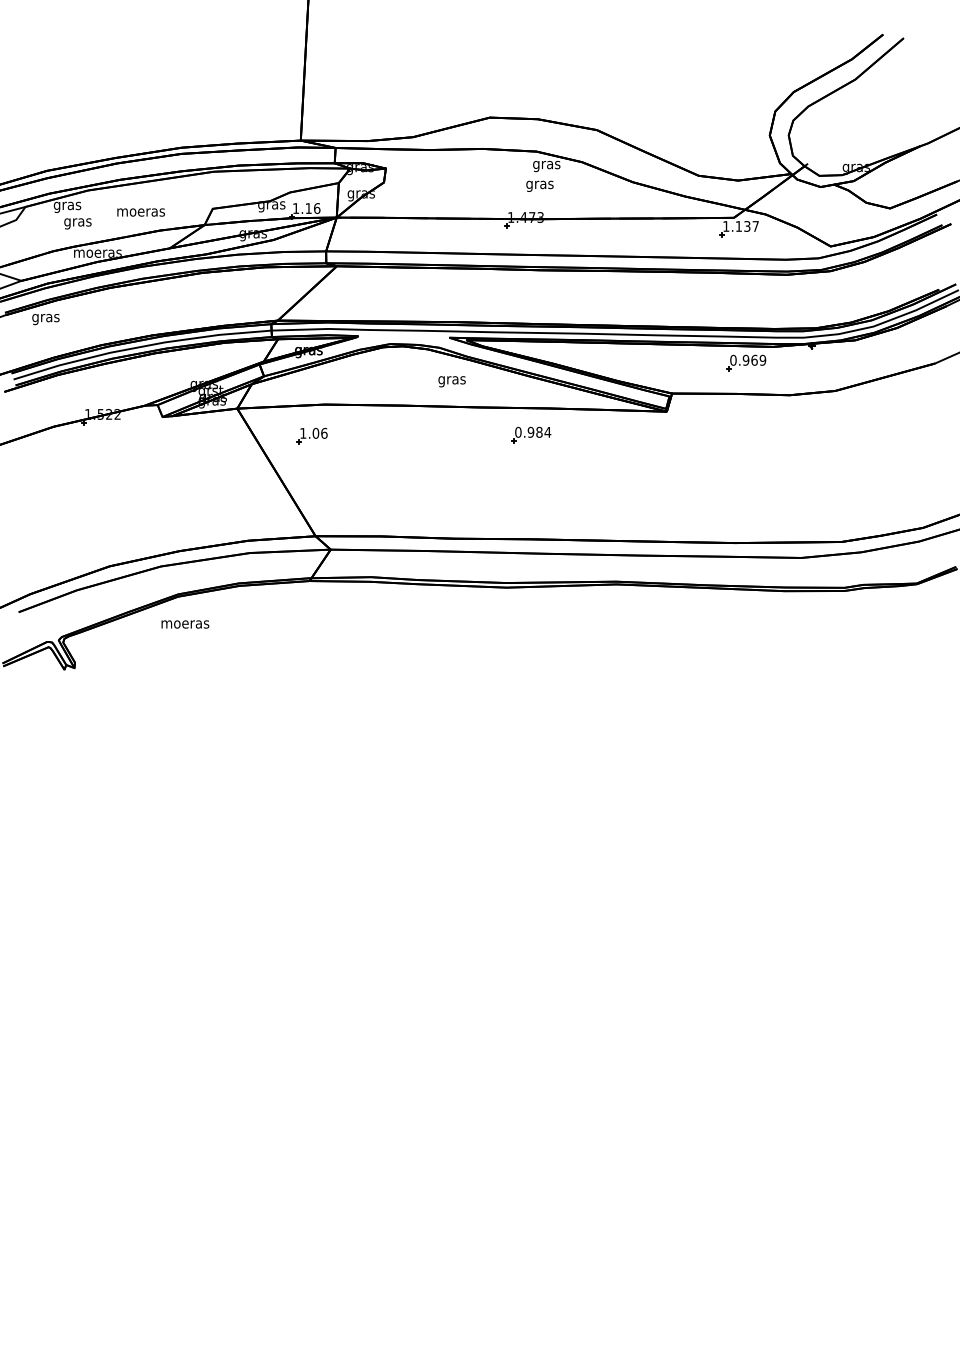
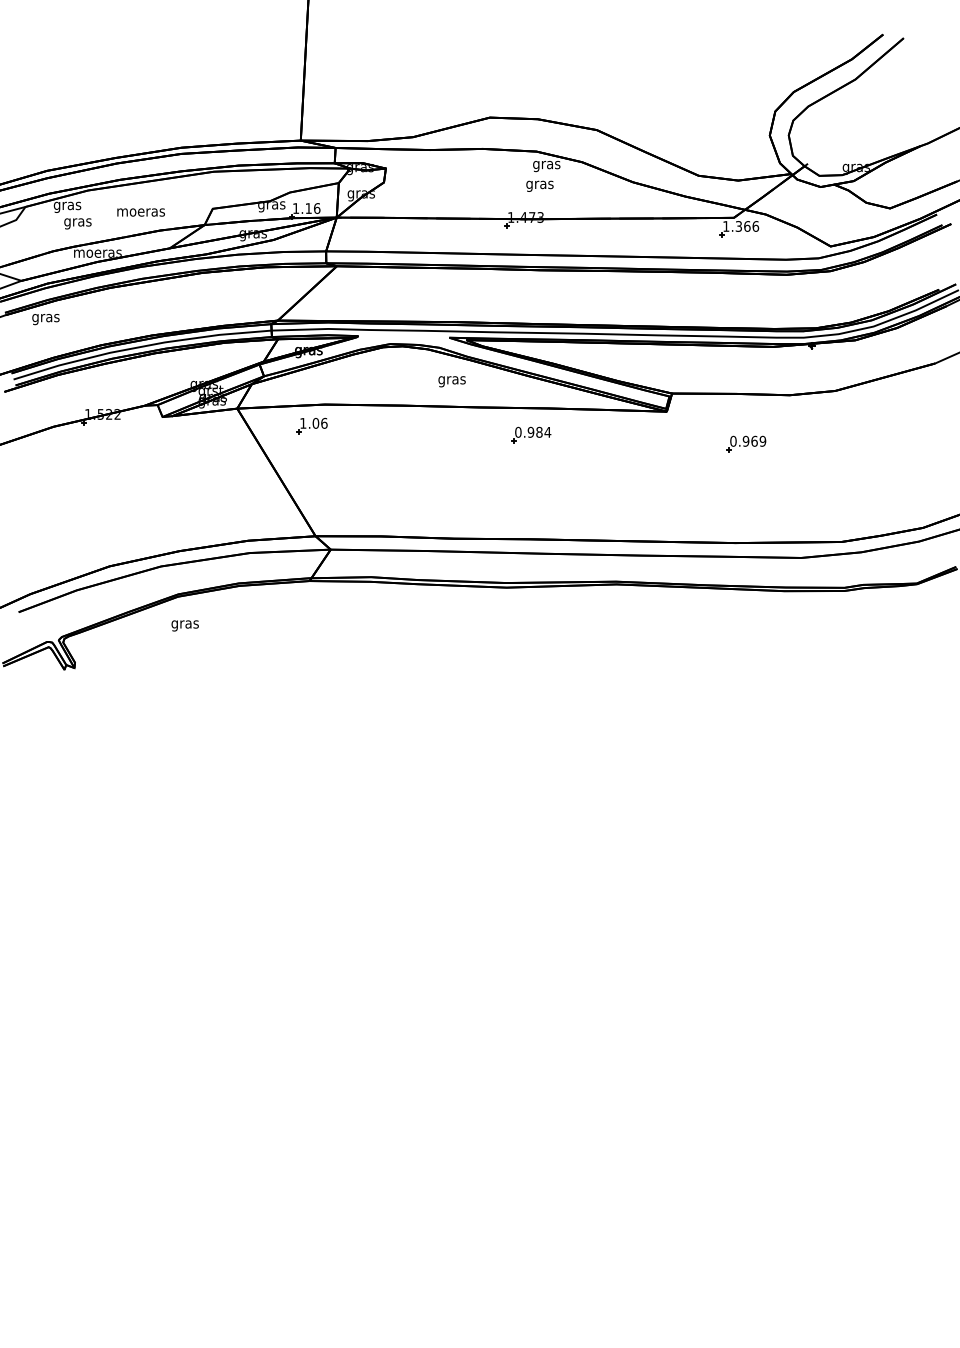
text: 1.137 -> 1.366 (747, 226)
part position: (746, 362) -> (746, 443) (746, 443)
part position: (311, 435) -> (311, 425) (311, 425)
text: moeras -> gras (185, 625)
